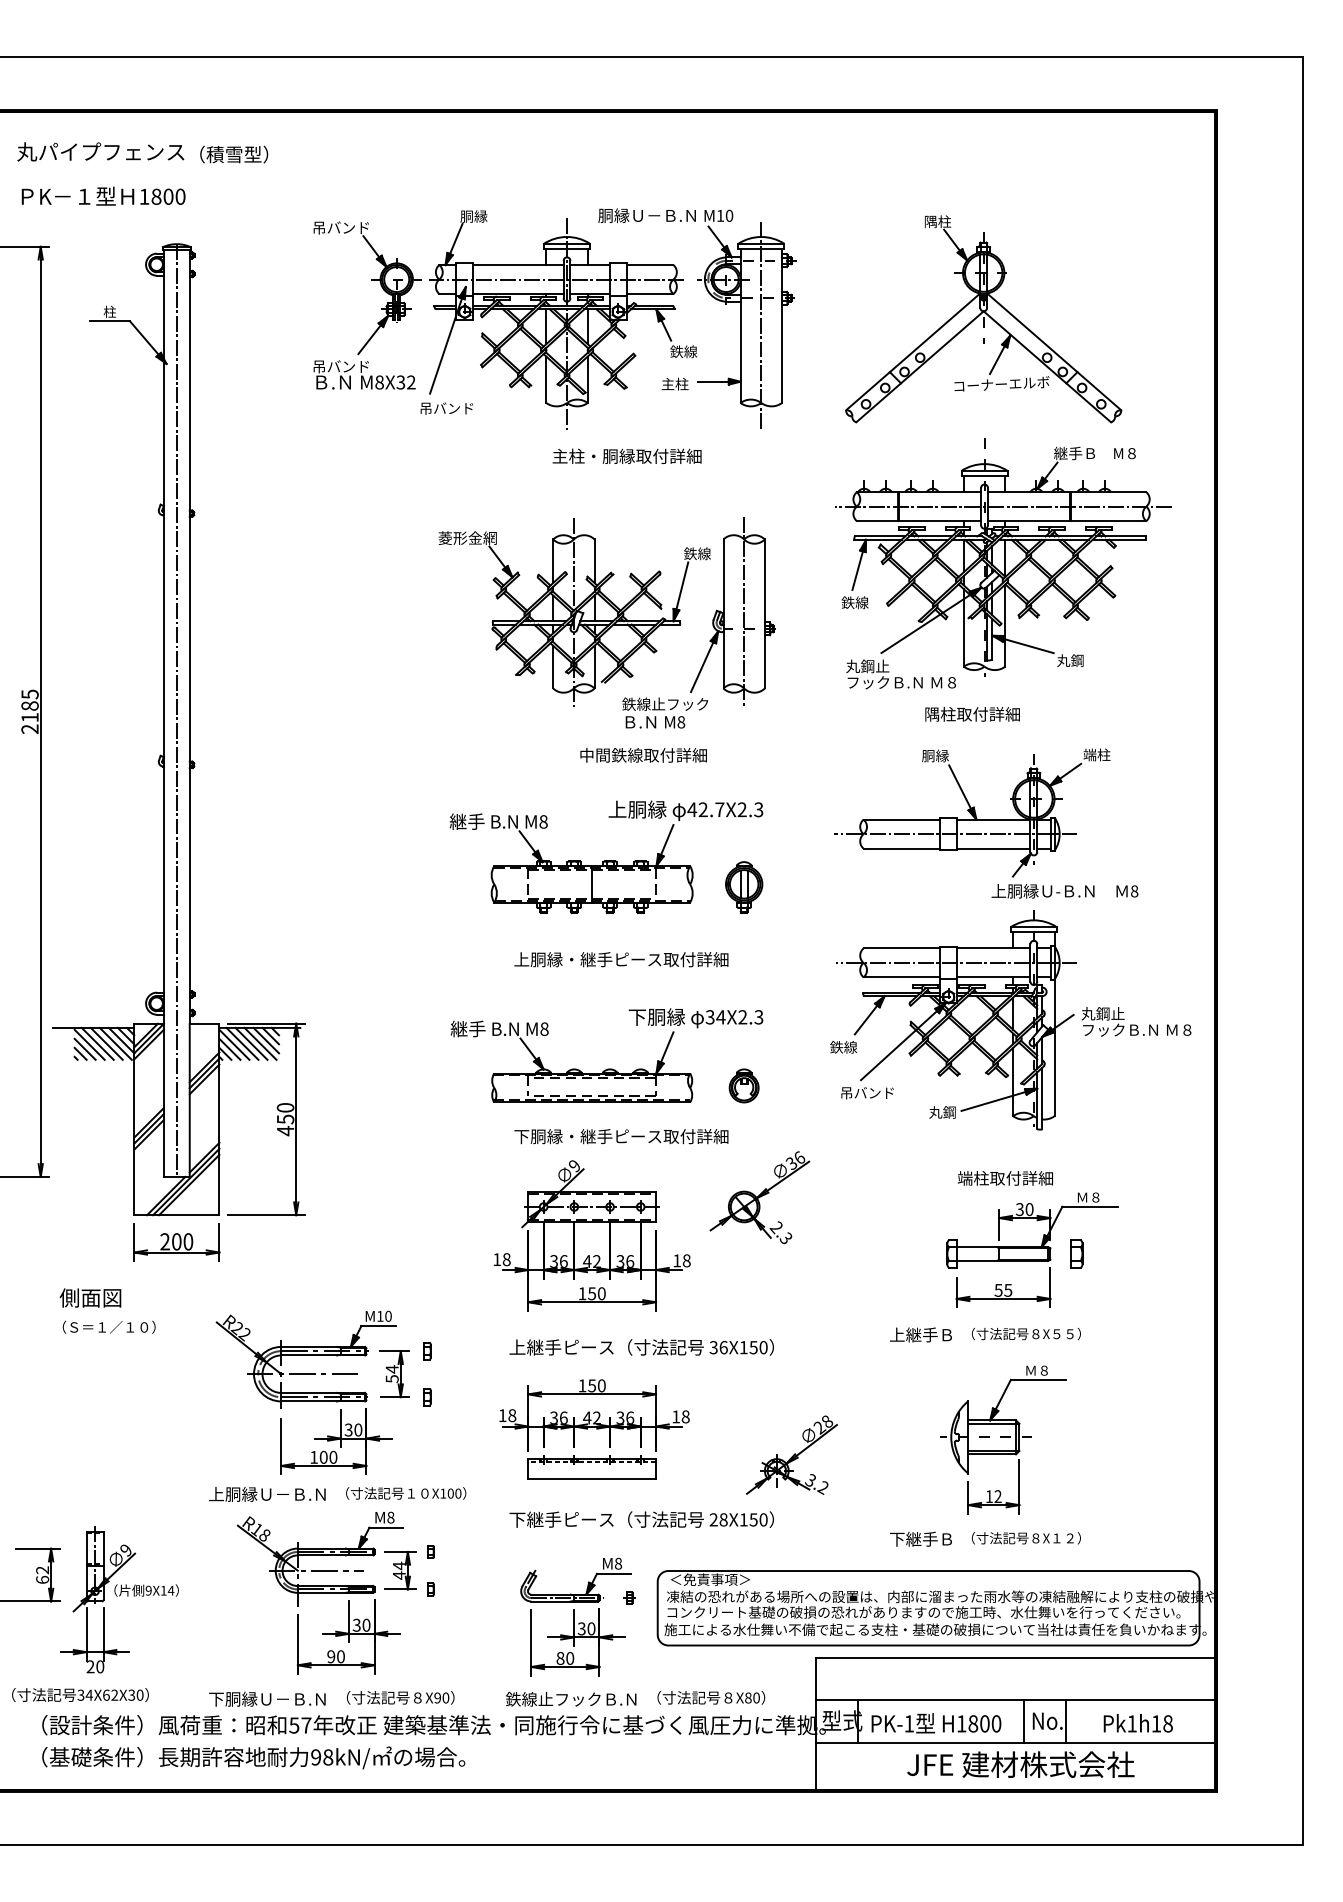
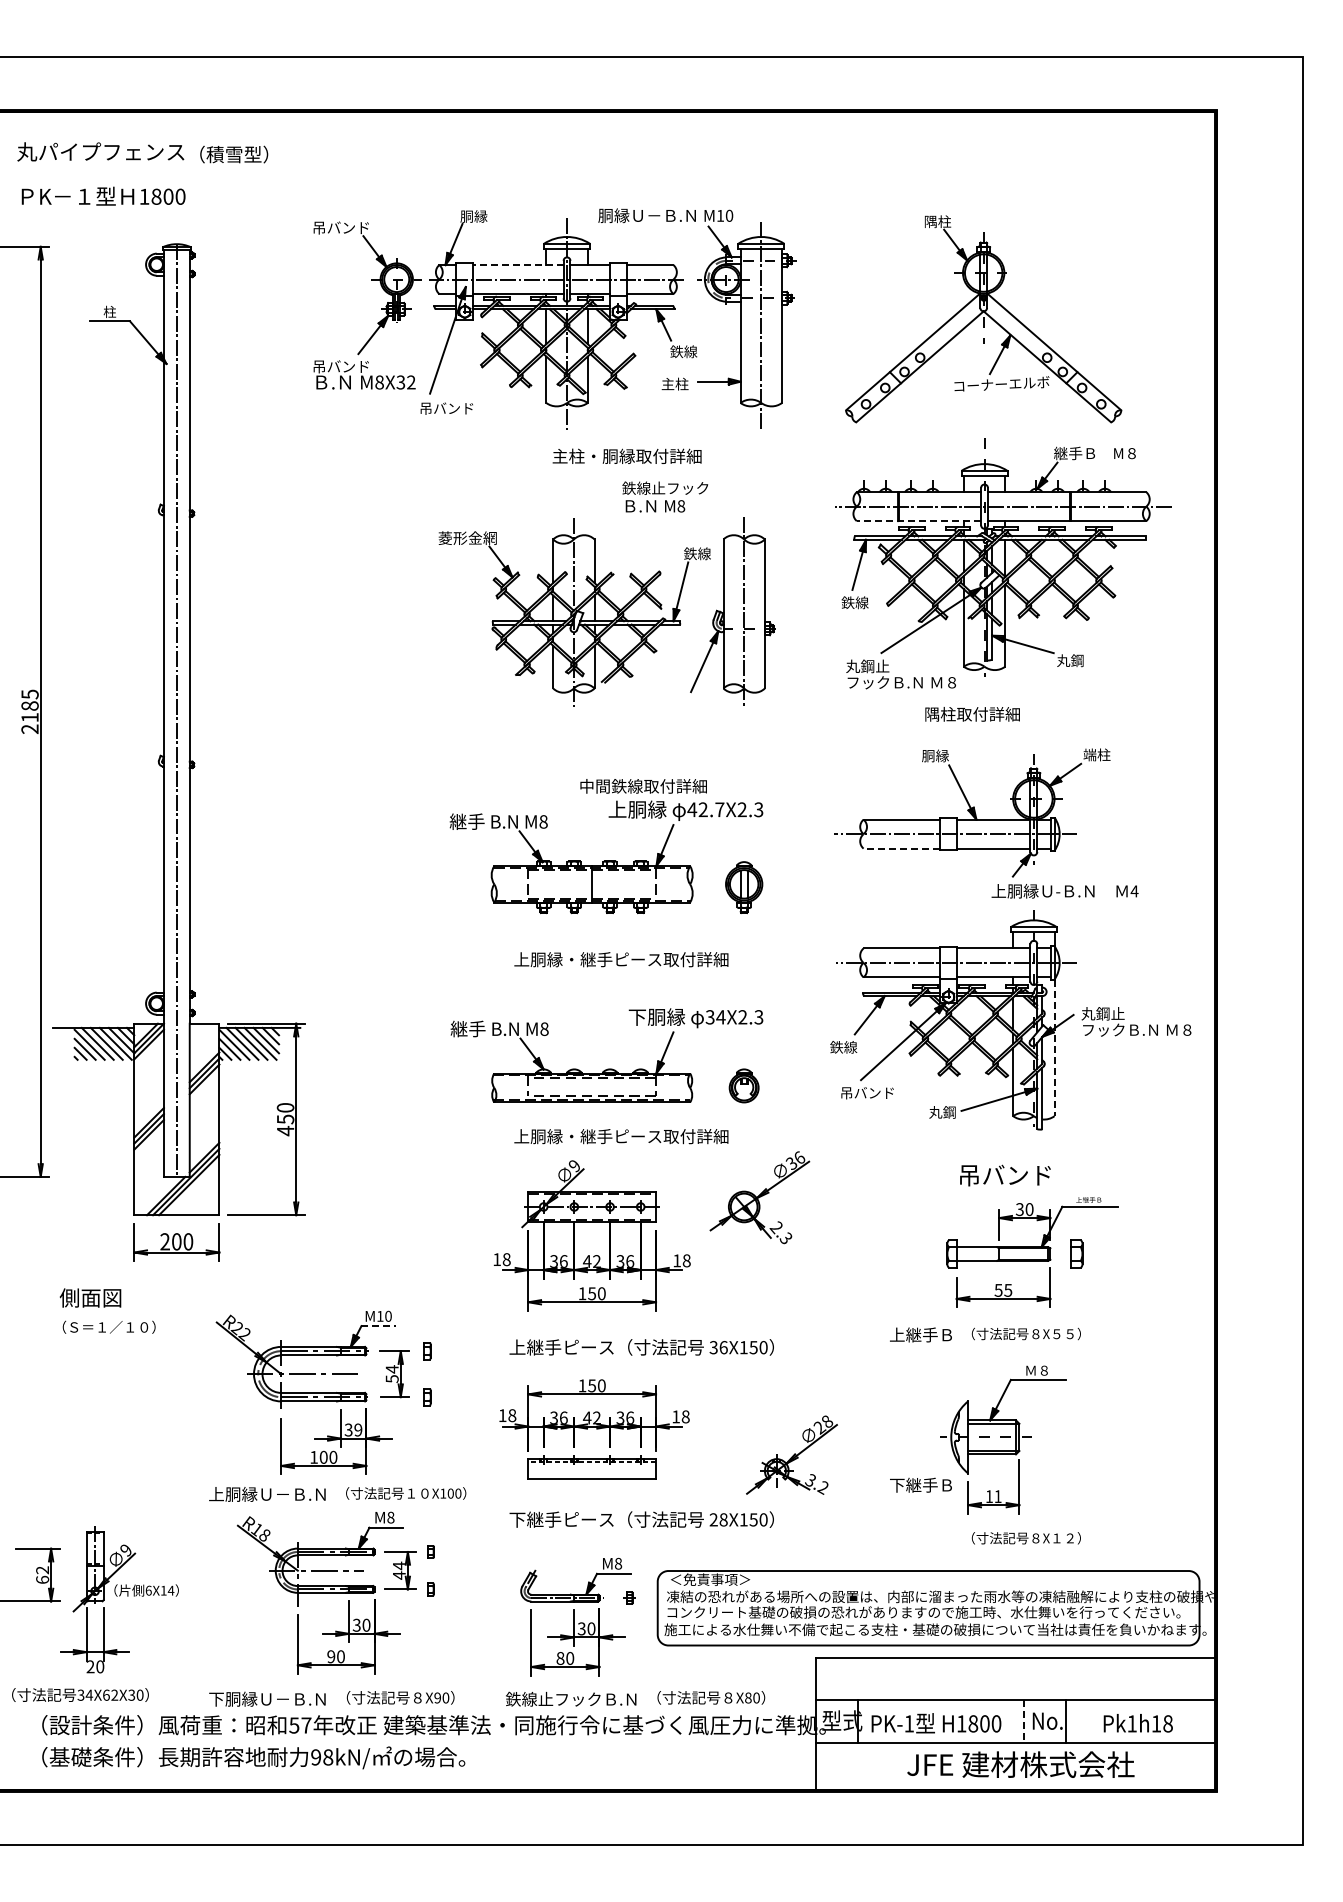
line: solid -> dashed (518, 265)
line: solid -> dashed (918, 521)
text position: (665, 712) -> (665, 496) (665, 496)
text position: (643, 755) -> (643, 786) (643, 786)
line: solid -> dashed (901, 848)
text: 8 -> 4 (1134, 891)
line: solid -> dashed (1054, 1048)
text: 下胴縁・継手ピース取付詳細 -> 上胴縁・継手ピース取付詳細 (521, 1136)
text: 端柱取付詳細 -> 吊バンド (1004, 1175)
text: Ｍ８ -> 上継手Ｂ (1088, 1197)
line: solid -> dashed (379, 1326)
text: 30 -> 39 (358, 1429)
text: 12 -> 11 (997, 1496)
text position: (920, 1538) -> (920, 1484) (920, 1484)
text: 9X14 -> 6X14 (148, 1590)
line: solid -> dashed (1023, 1721)
